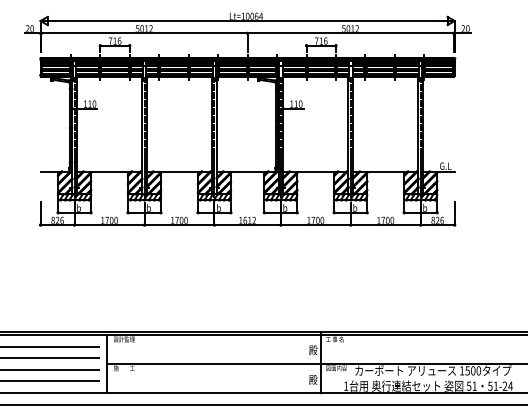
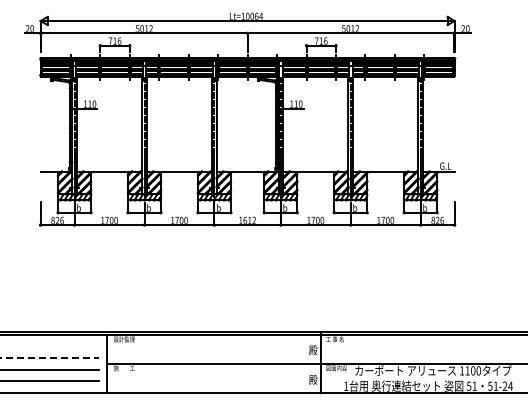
line: present -> none (50, 346)
line: solid -> dashed (50, 358)
text: 1500 -> 1100 (467, 370)
line: present -> none (263, 405)
